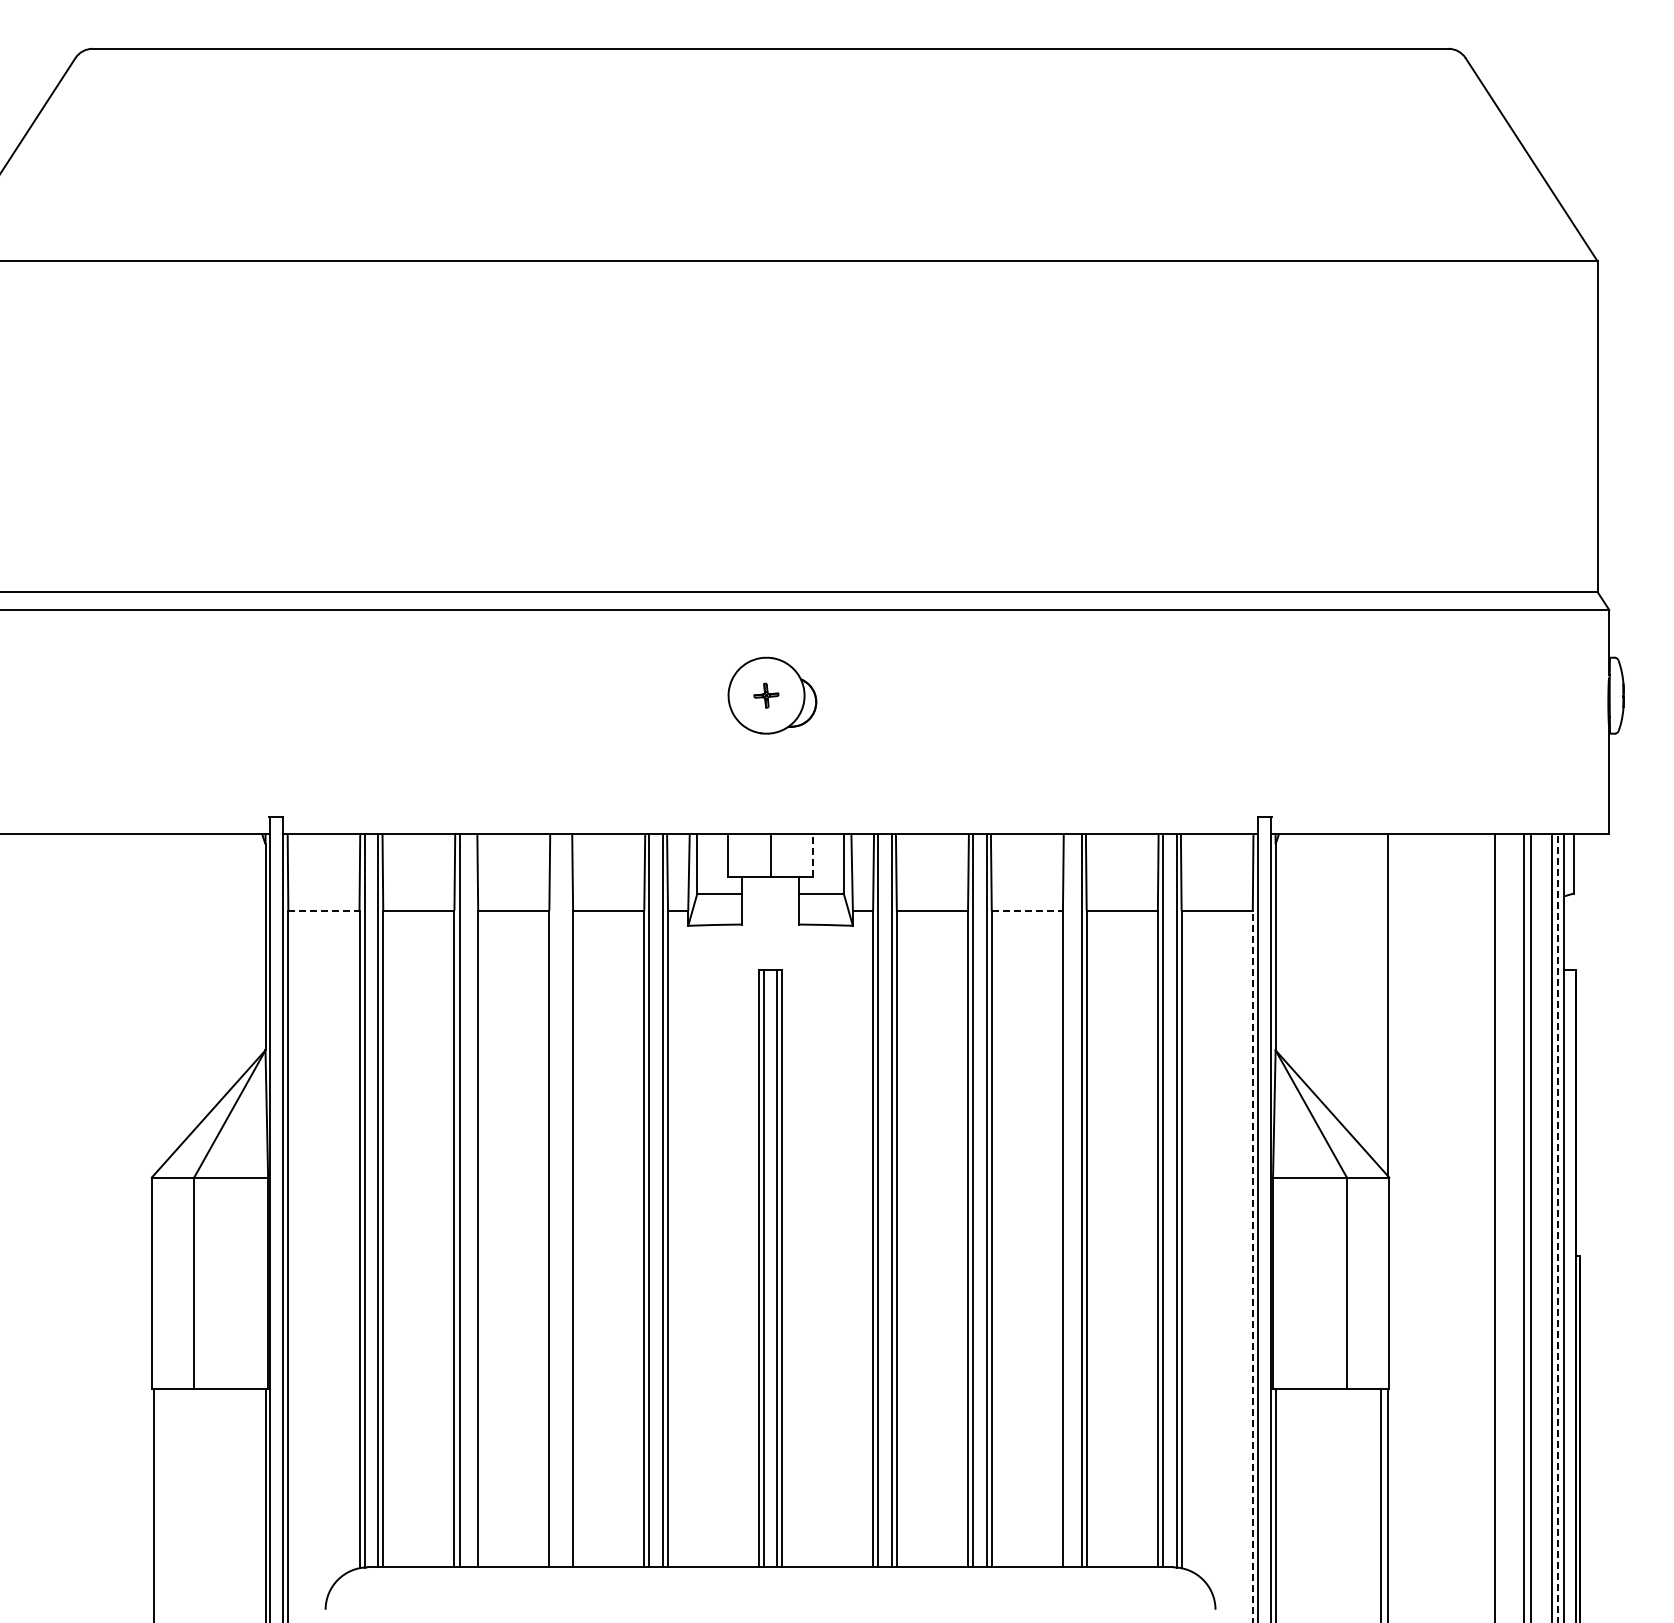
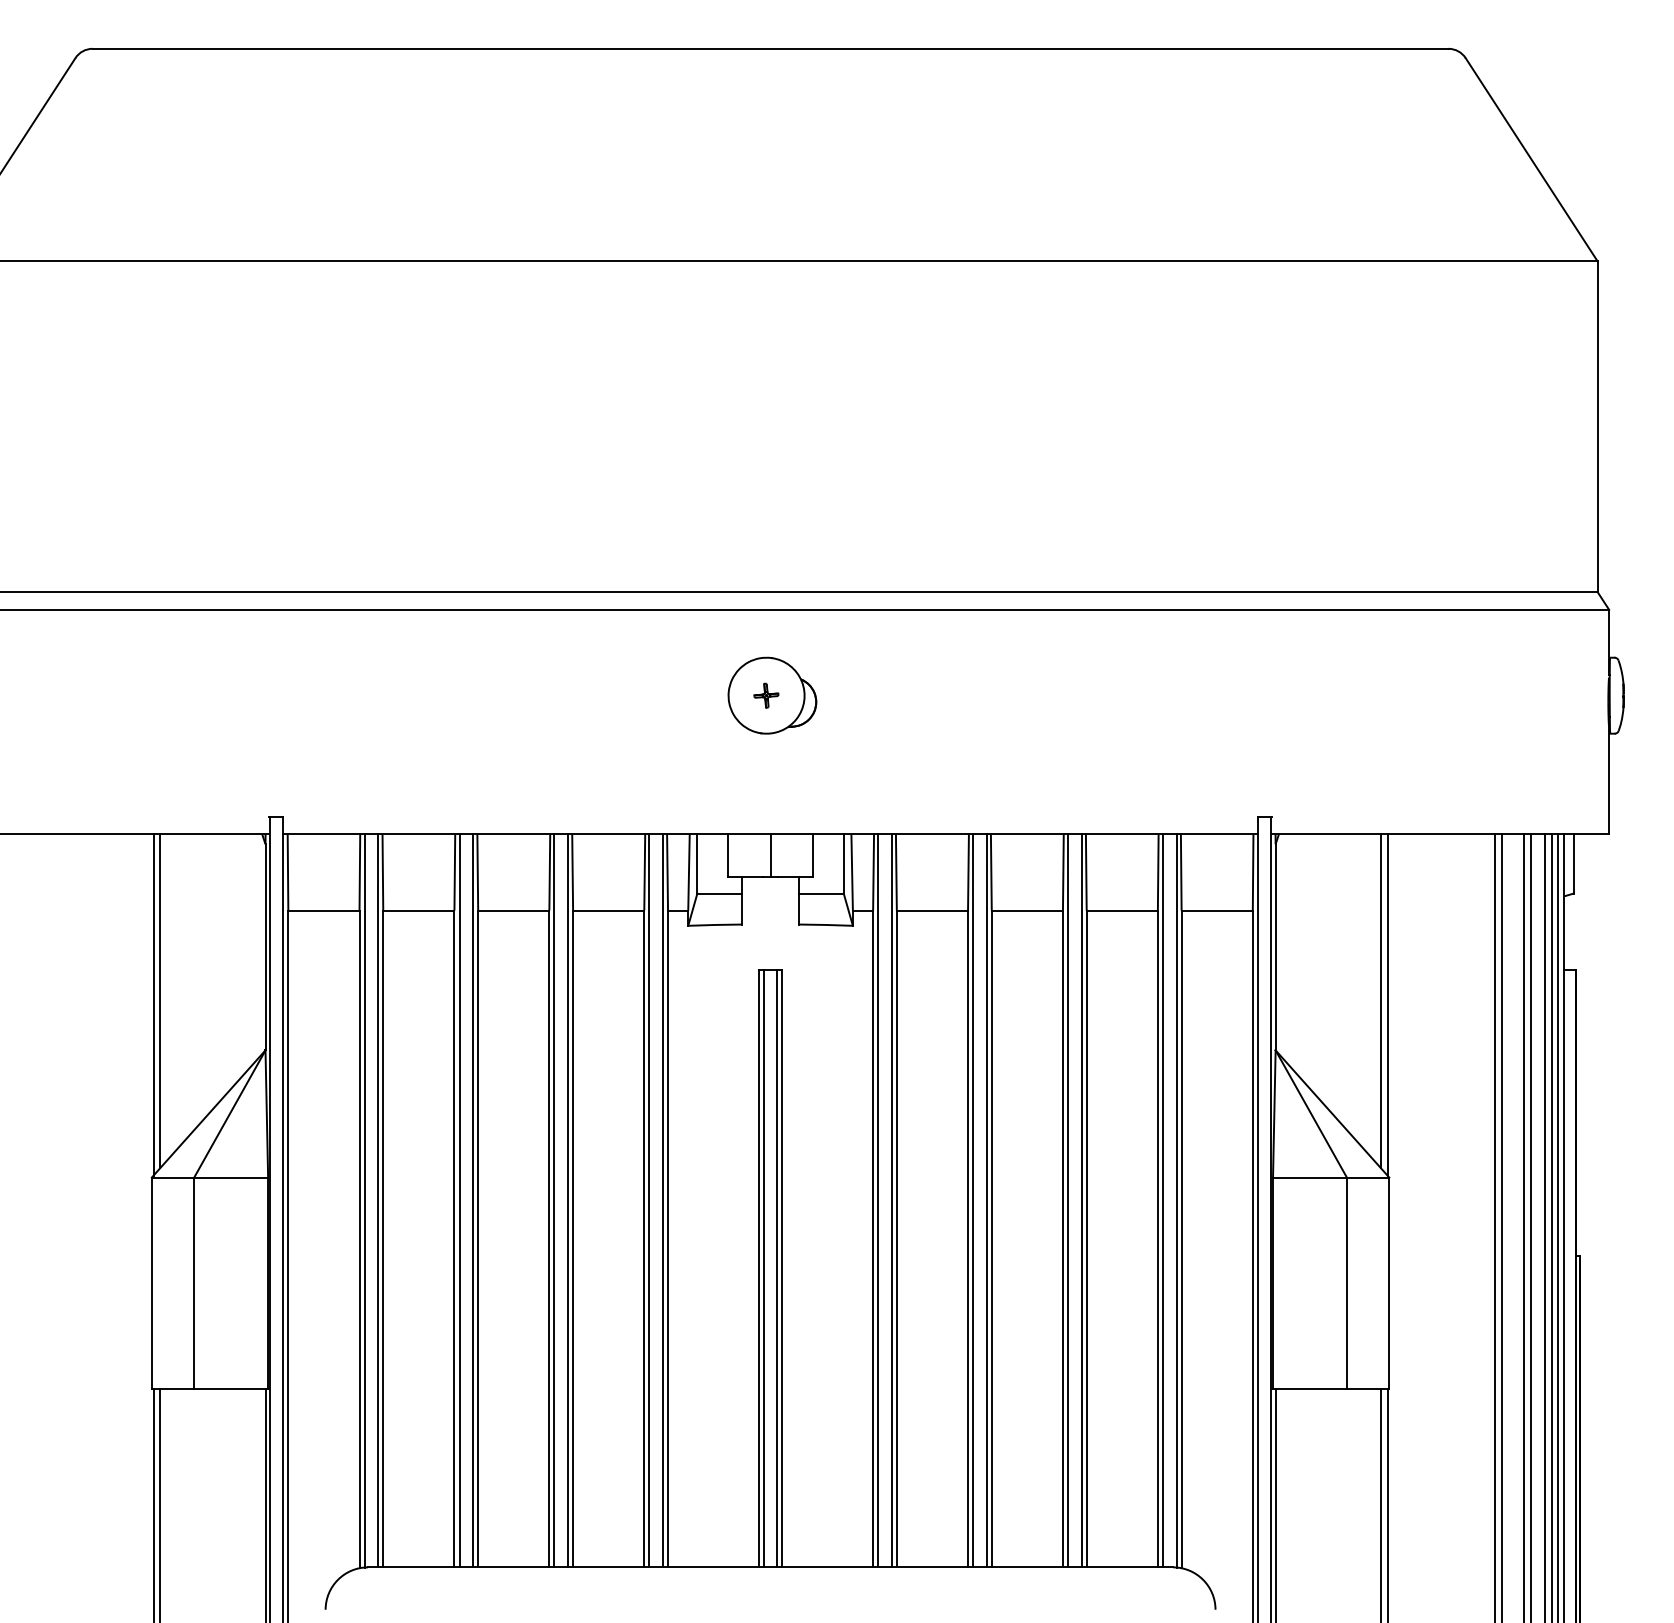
line: dashed -> solid (812, 855)
line: dashed -> solid (323, 910)
line: dashed -> solid (1027, 910)
line: none -> present (160, 1001)
line: none -> present (1380, 1001)
line: none -> present (153, 1004)
line: none -> present (473, 1200)
line: none -> present (554, 1200)
line: none -> present (568, 1200)
line: none -> present (1068, 1200)
line: none -> present (1502, 1226)
line: none -> present (1544, 1226)
line: dashed -> solid (1557, 1228)
line: dashed -> solid (1252, 1266)
line: none -> present (160, 1504)
